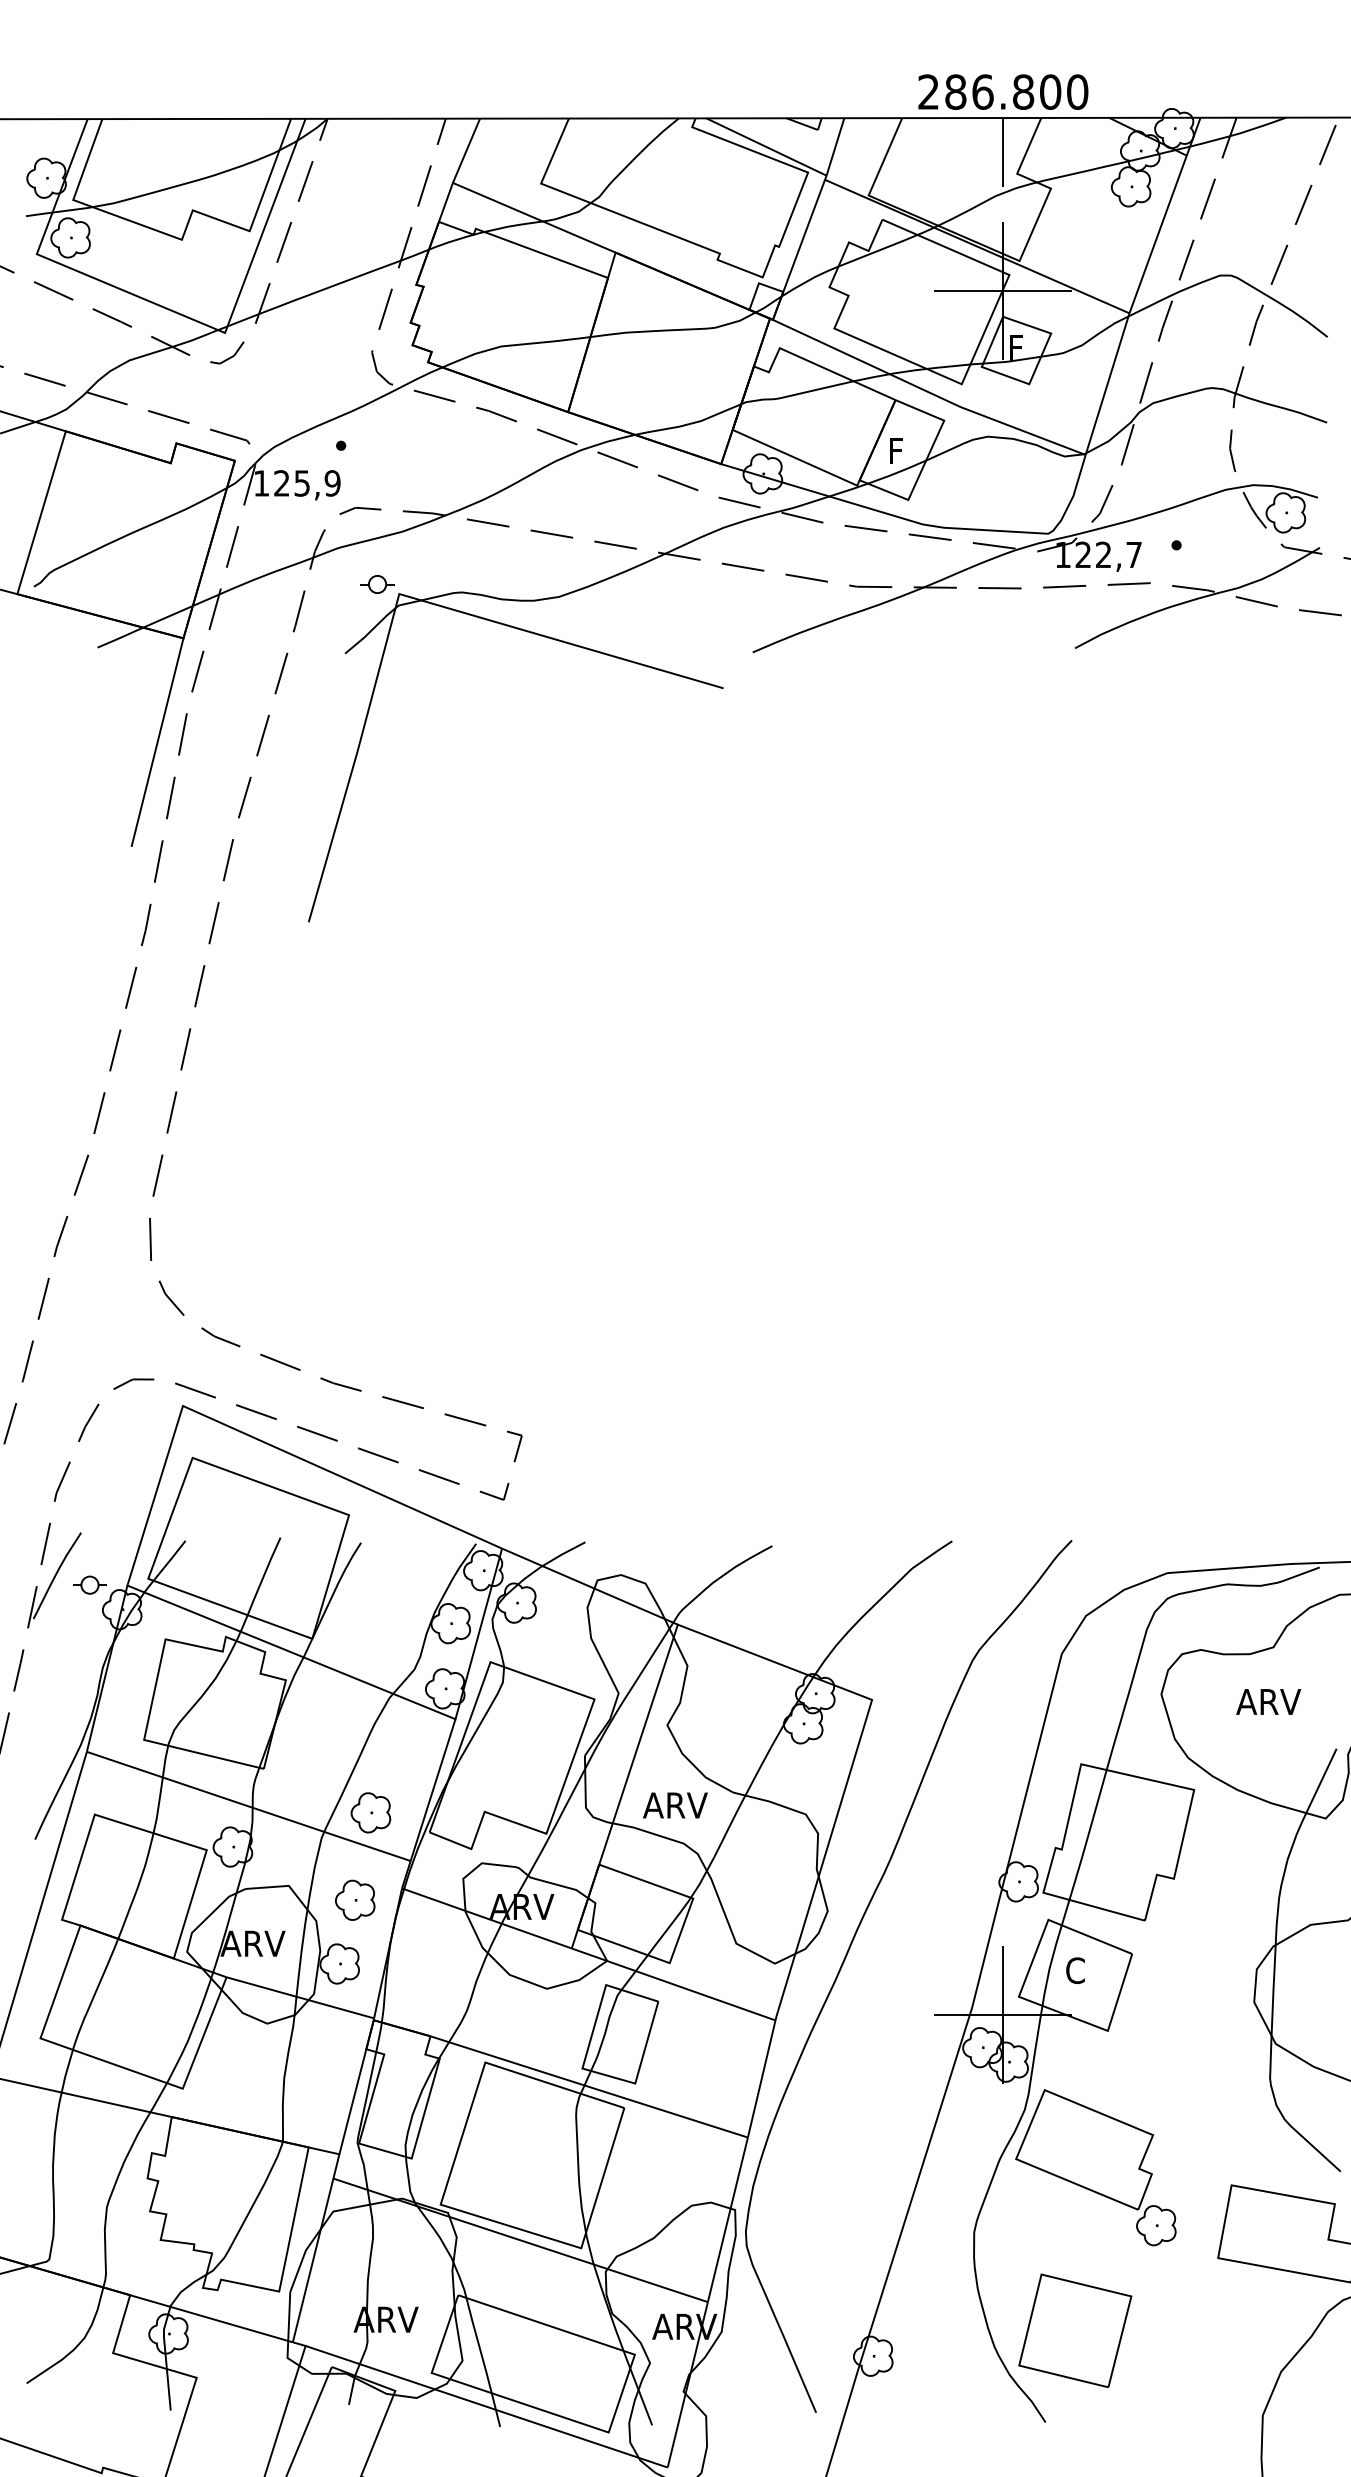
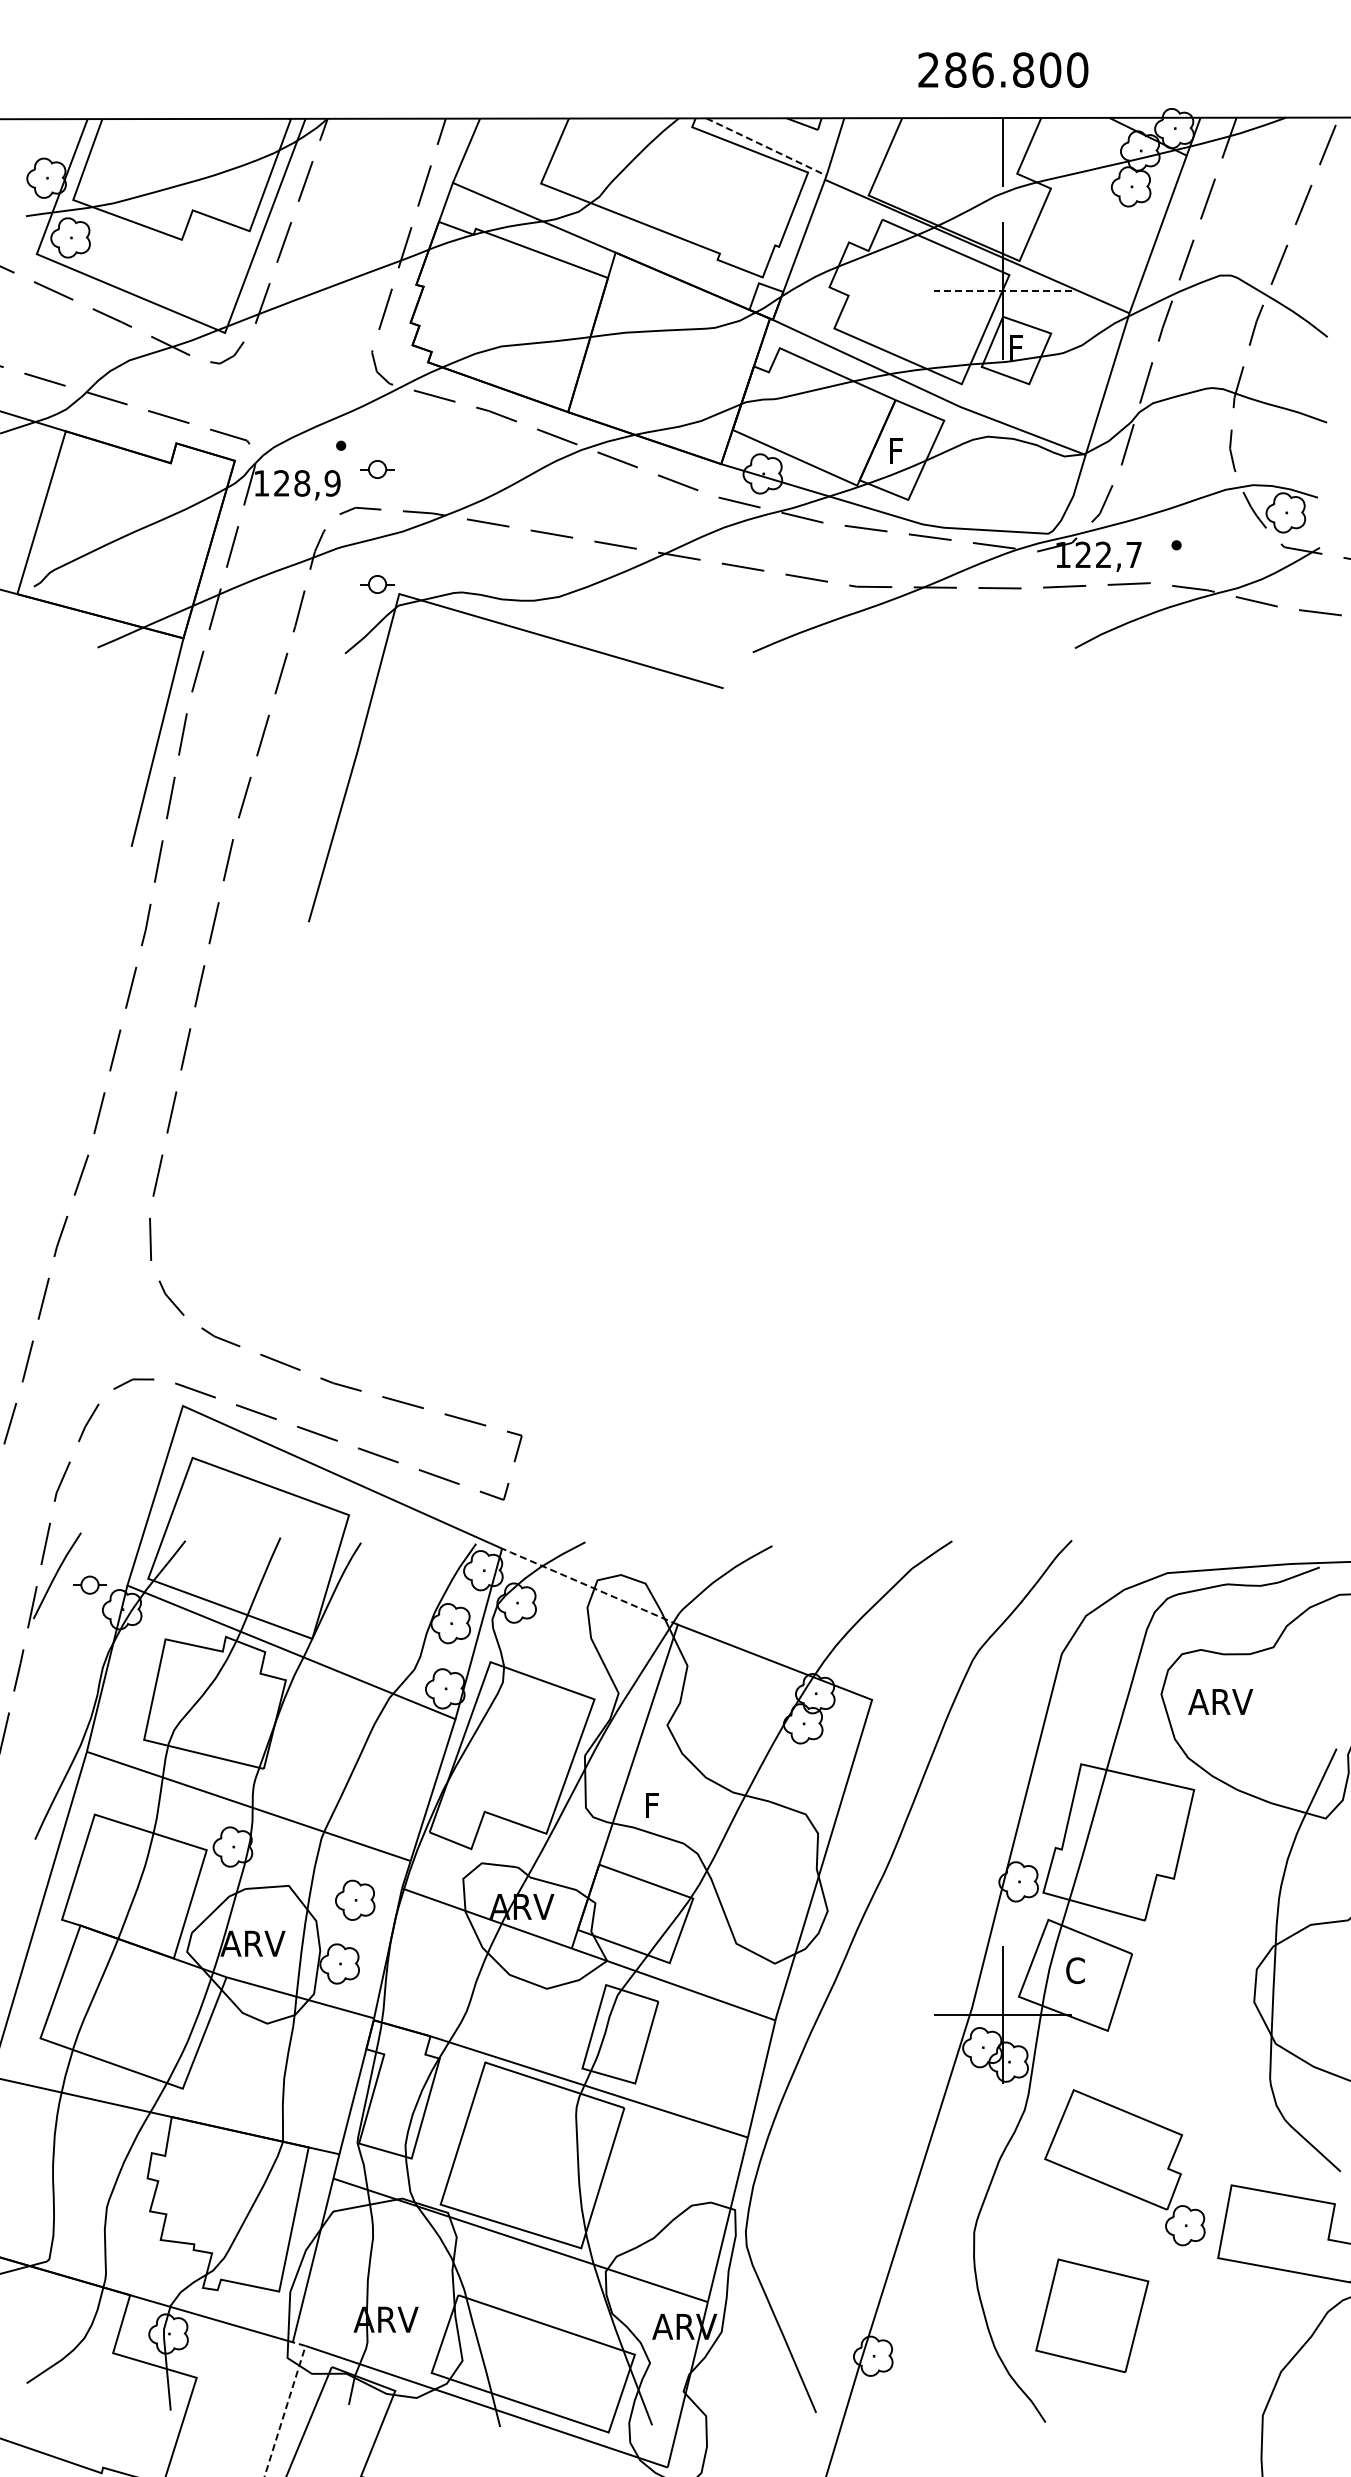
text position: (1003, 91) -> (1003, 69) (1003, 69)
line: solid -> dashed (766, 147)
line: solid -> dashed (1003, 290)
part: none -> present (377, 469)
text: 125,9 -> 128,9 (302, 483)
line: solid -> dashed (589, 1586)
text position: (1268, 1701) -> (1220, 1701) (1220, 1701)
text: ARV -> F (675, 1805)
part: present -> none (370, 1812)
part position: (1095, 2167) -> (1124, 2167) (1124, 2167)
part position: (1075, 2330) -> (1092, 2315) (1092, 2315)
line: solid -> dashed (287, 2403)
